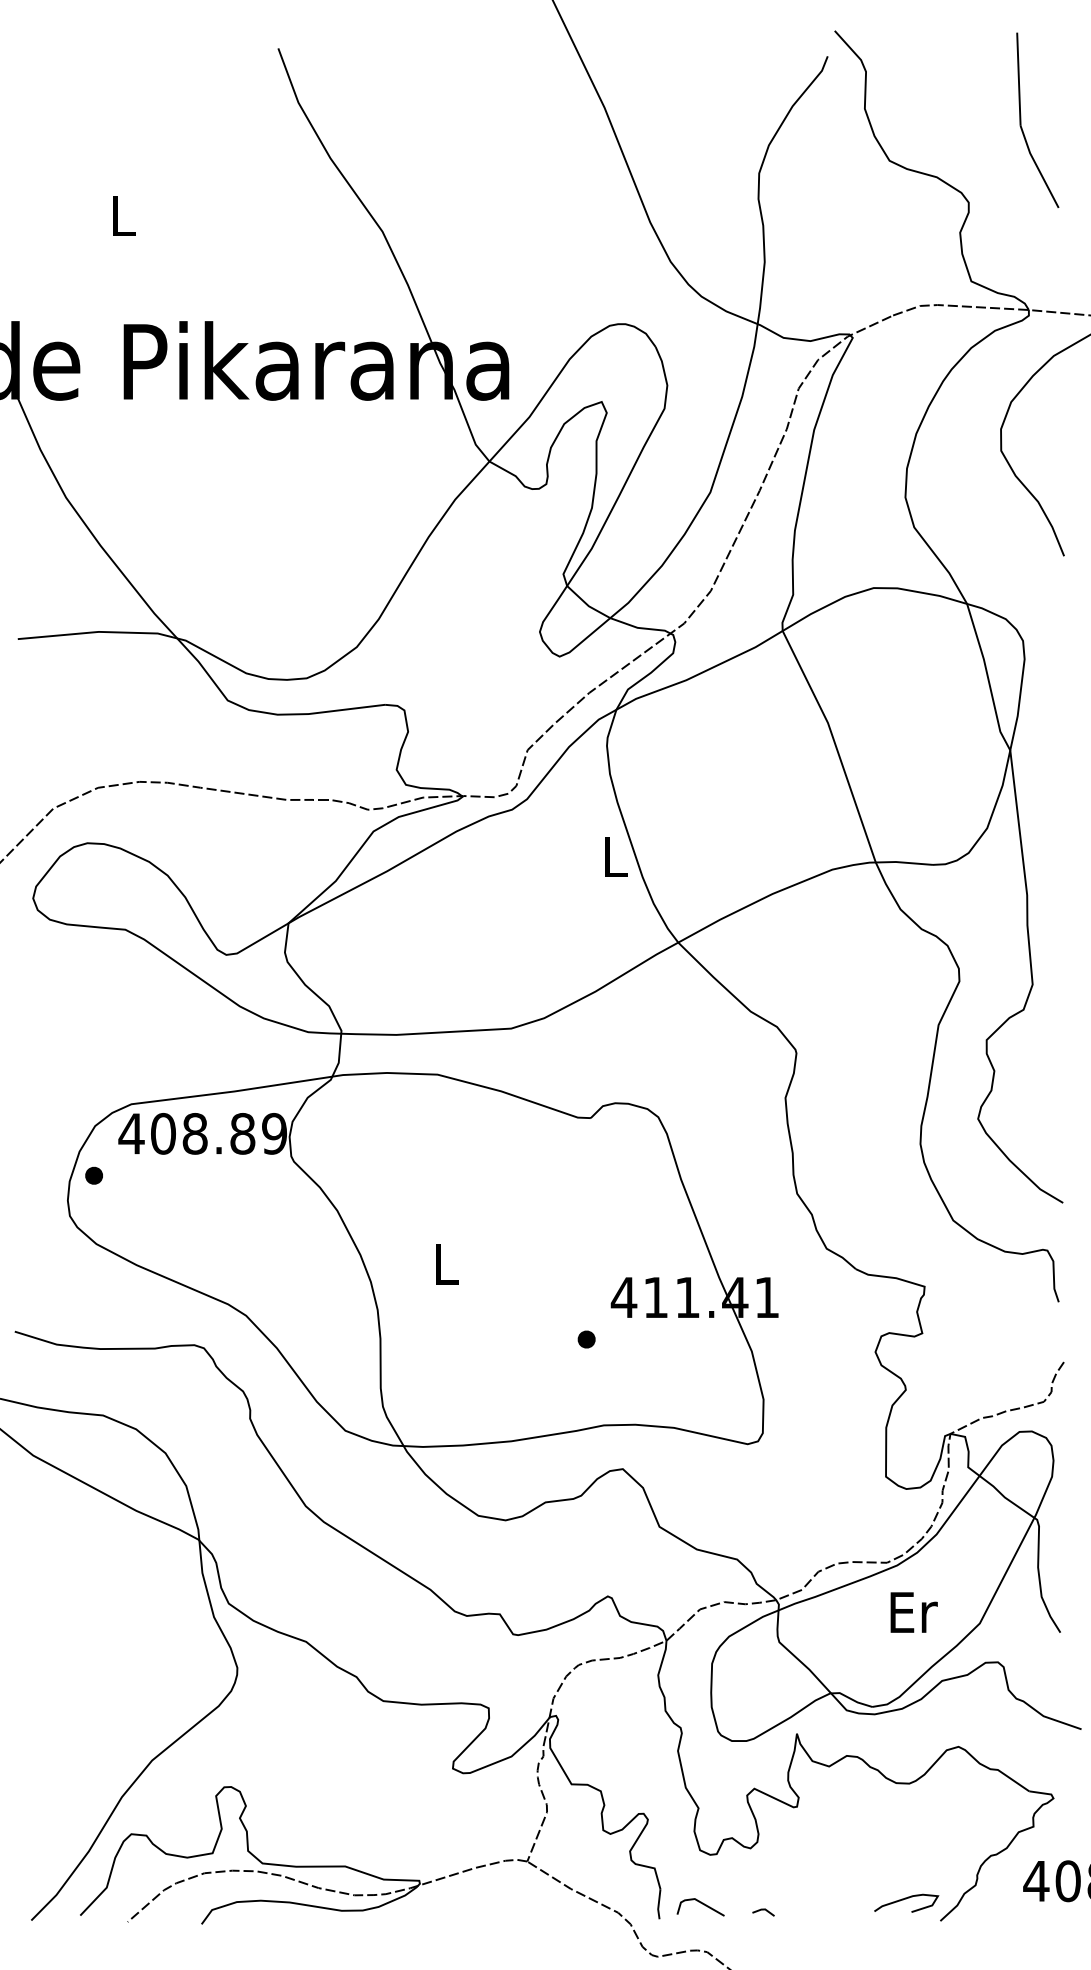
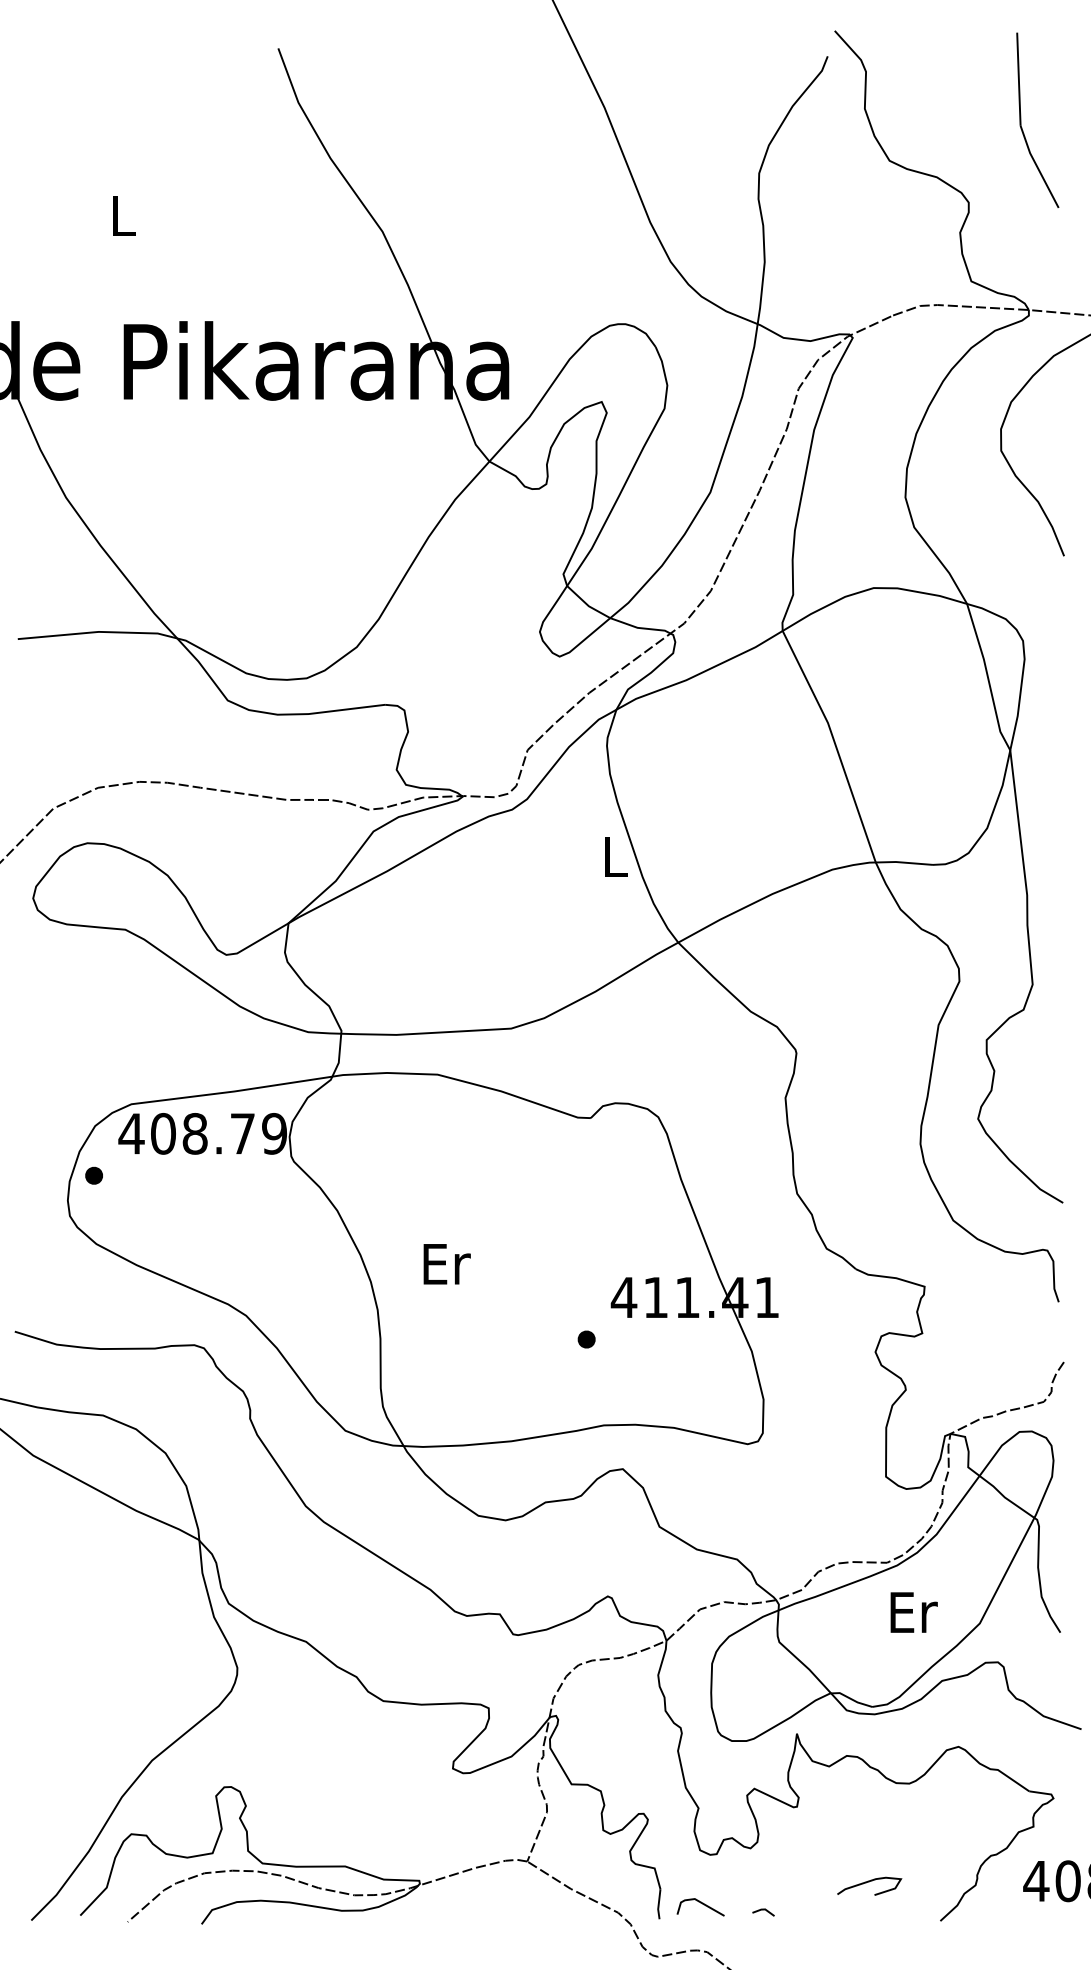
text: 408.89 -> 408.79 (242, 1133)
text: L -> Er (446, 1264)
curve position: (906, 1899) -> (869, 1882) (869, 1882)
